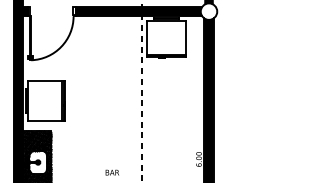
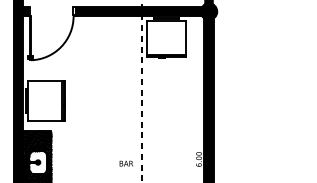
hatch: none -> present (208, 11)
text position: (112, 172) -> (126, 163) (126, 163)
